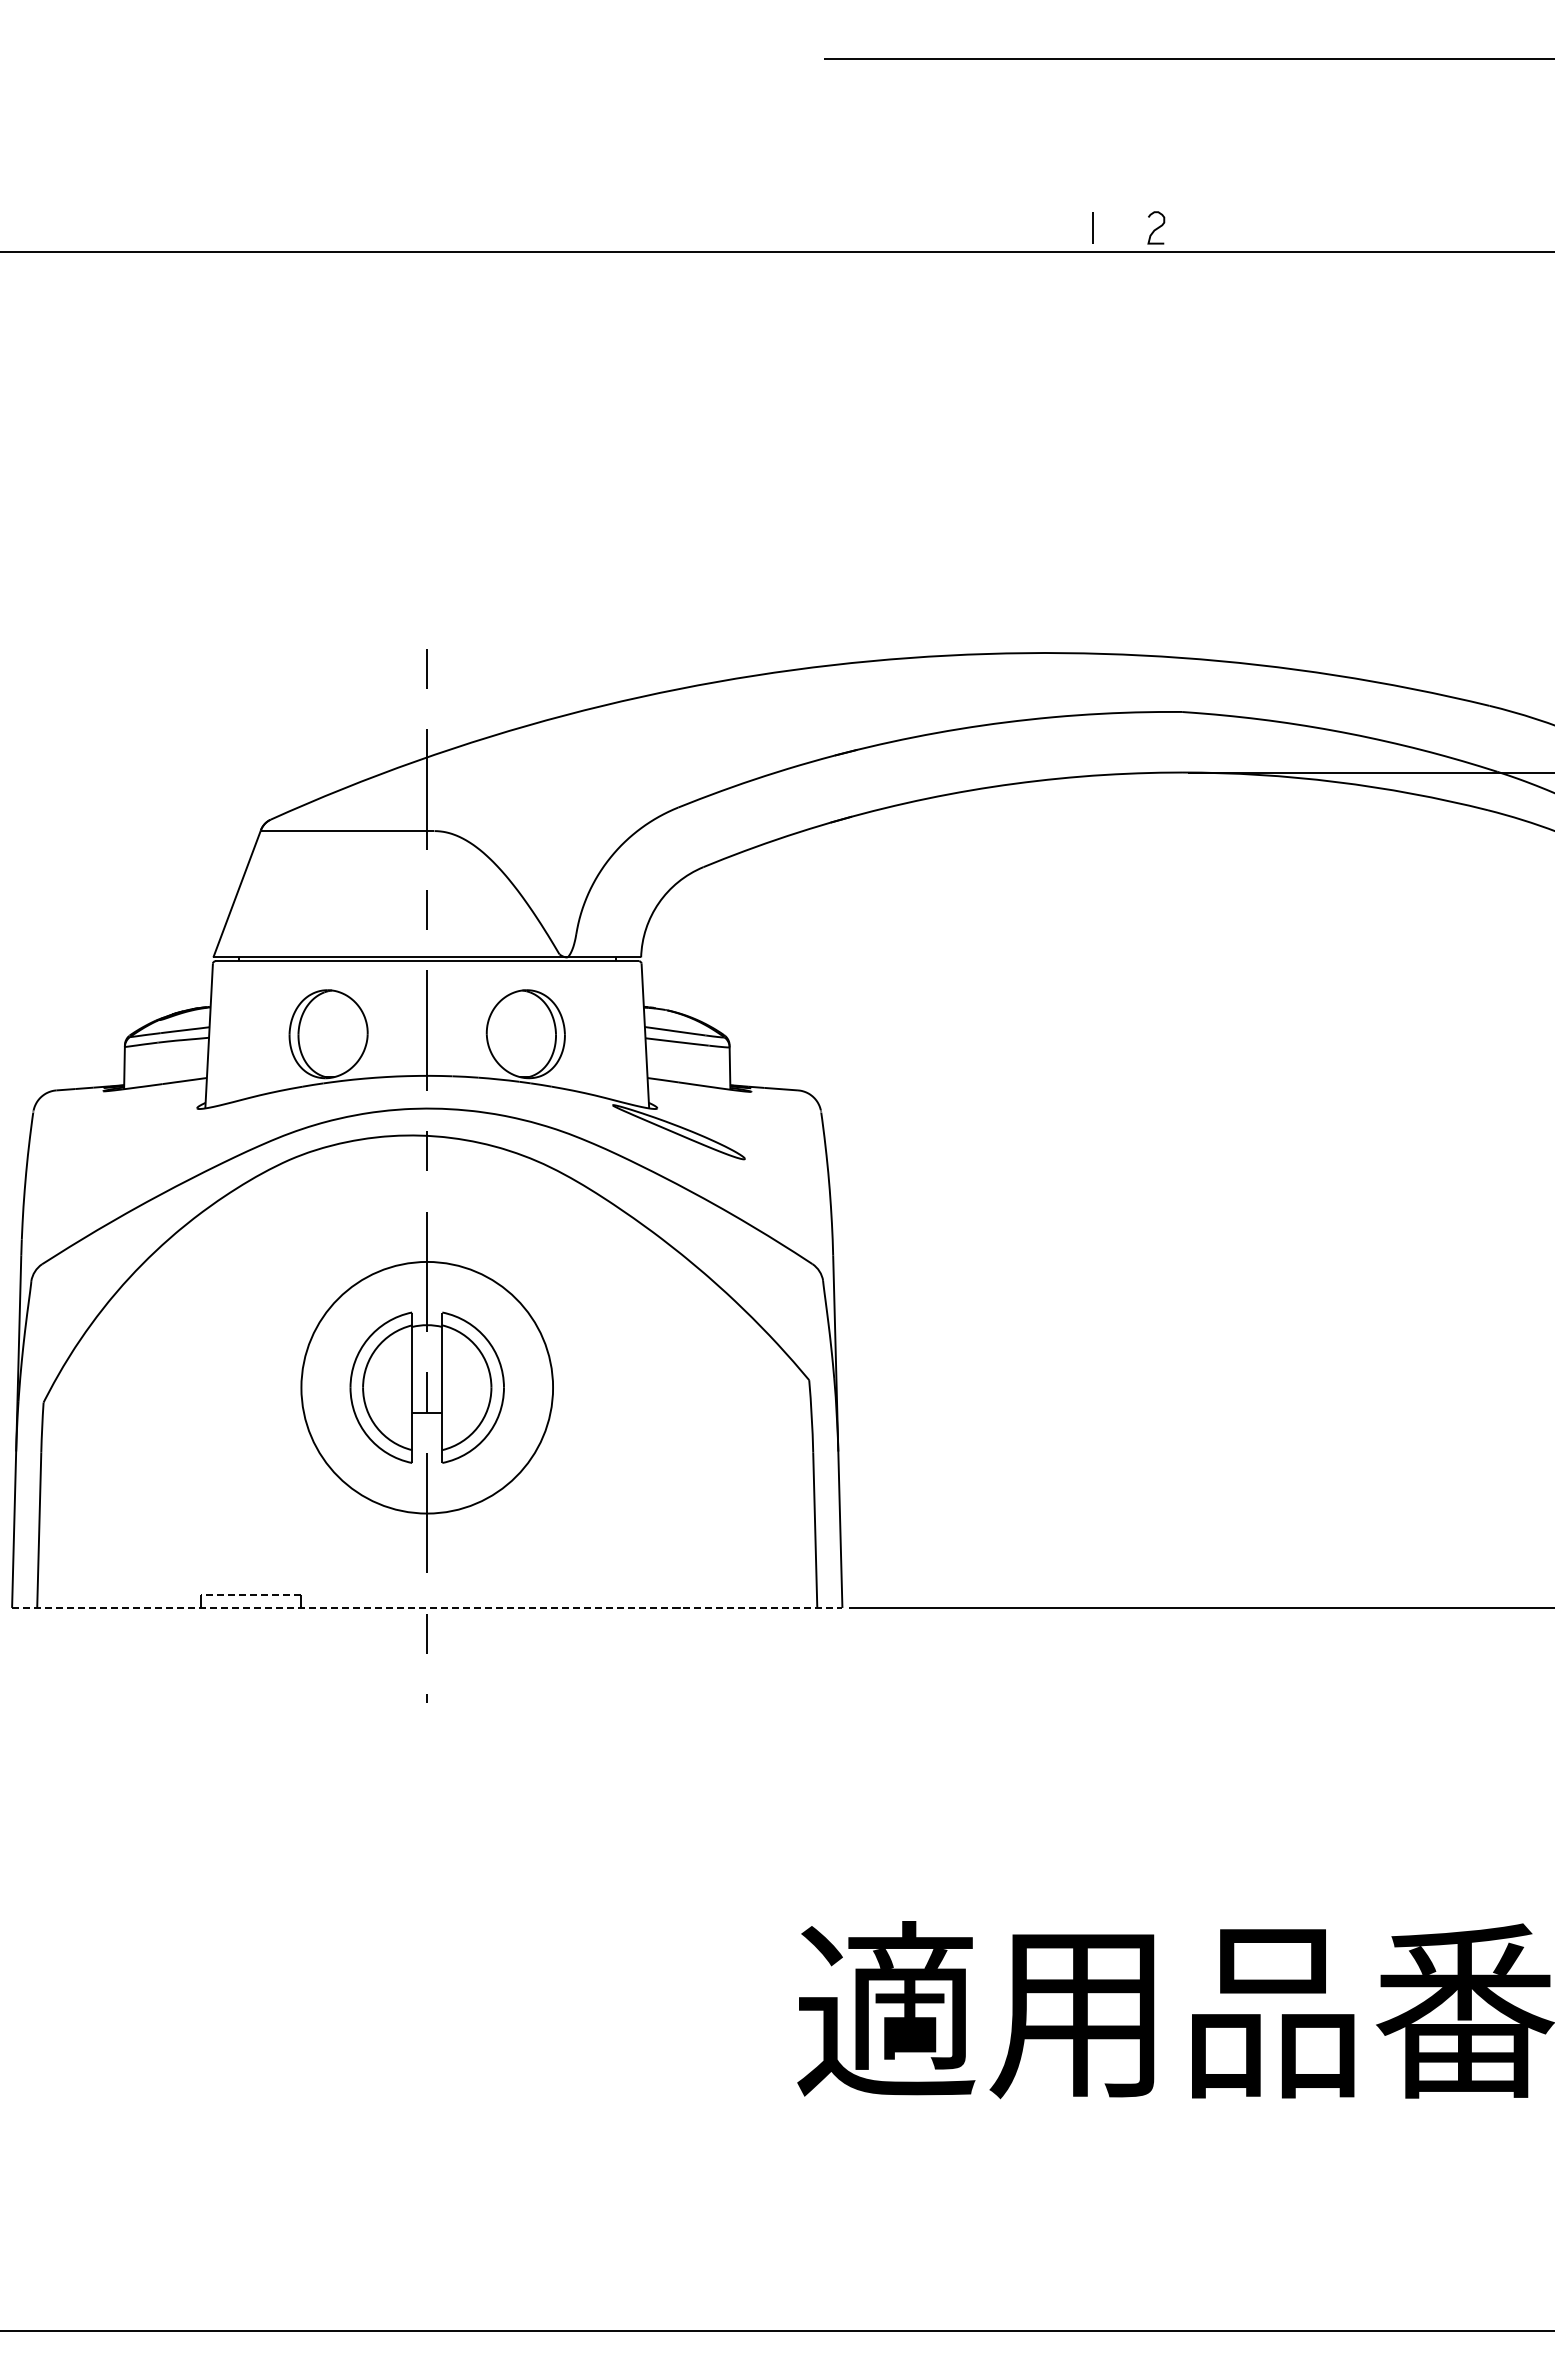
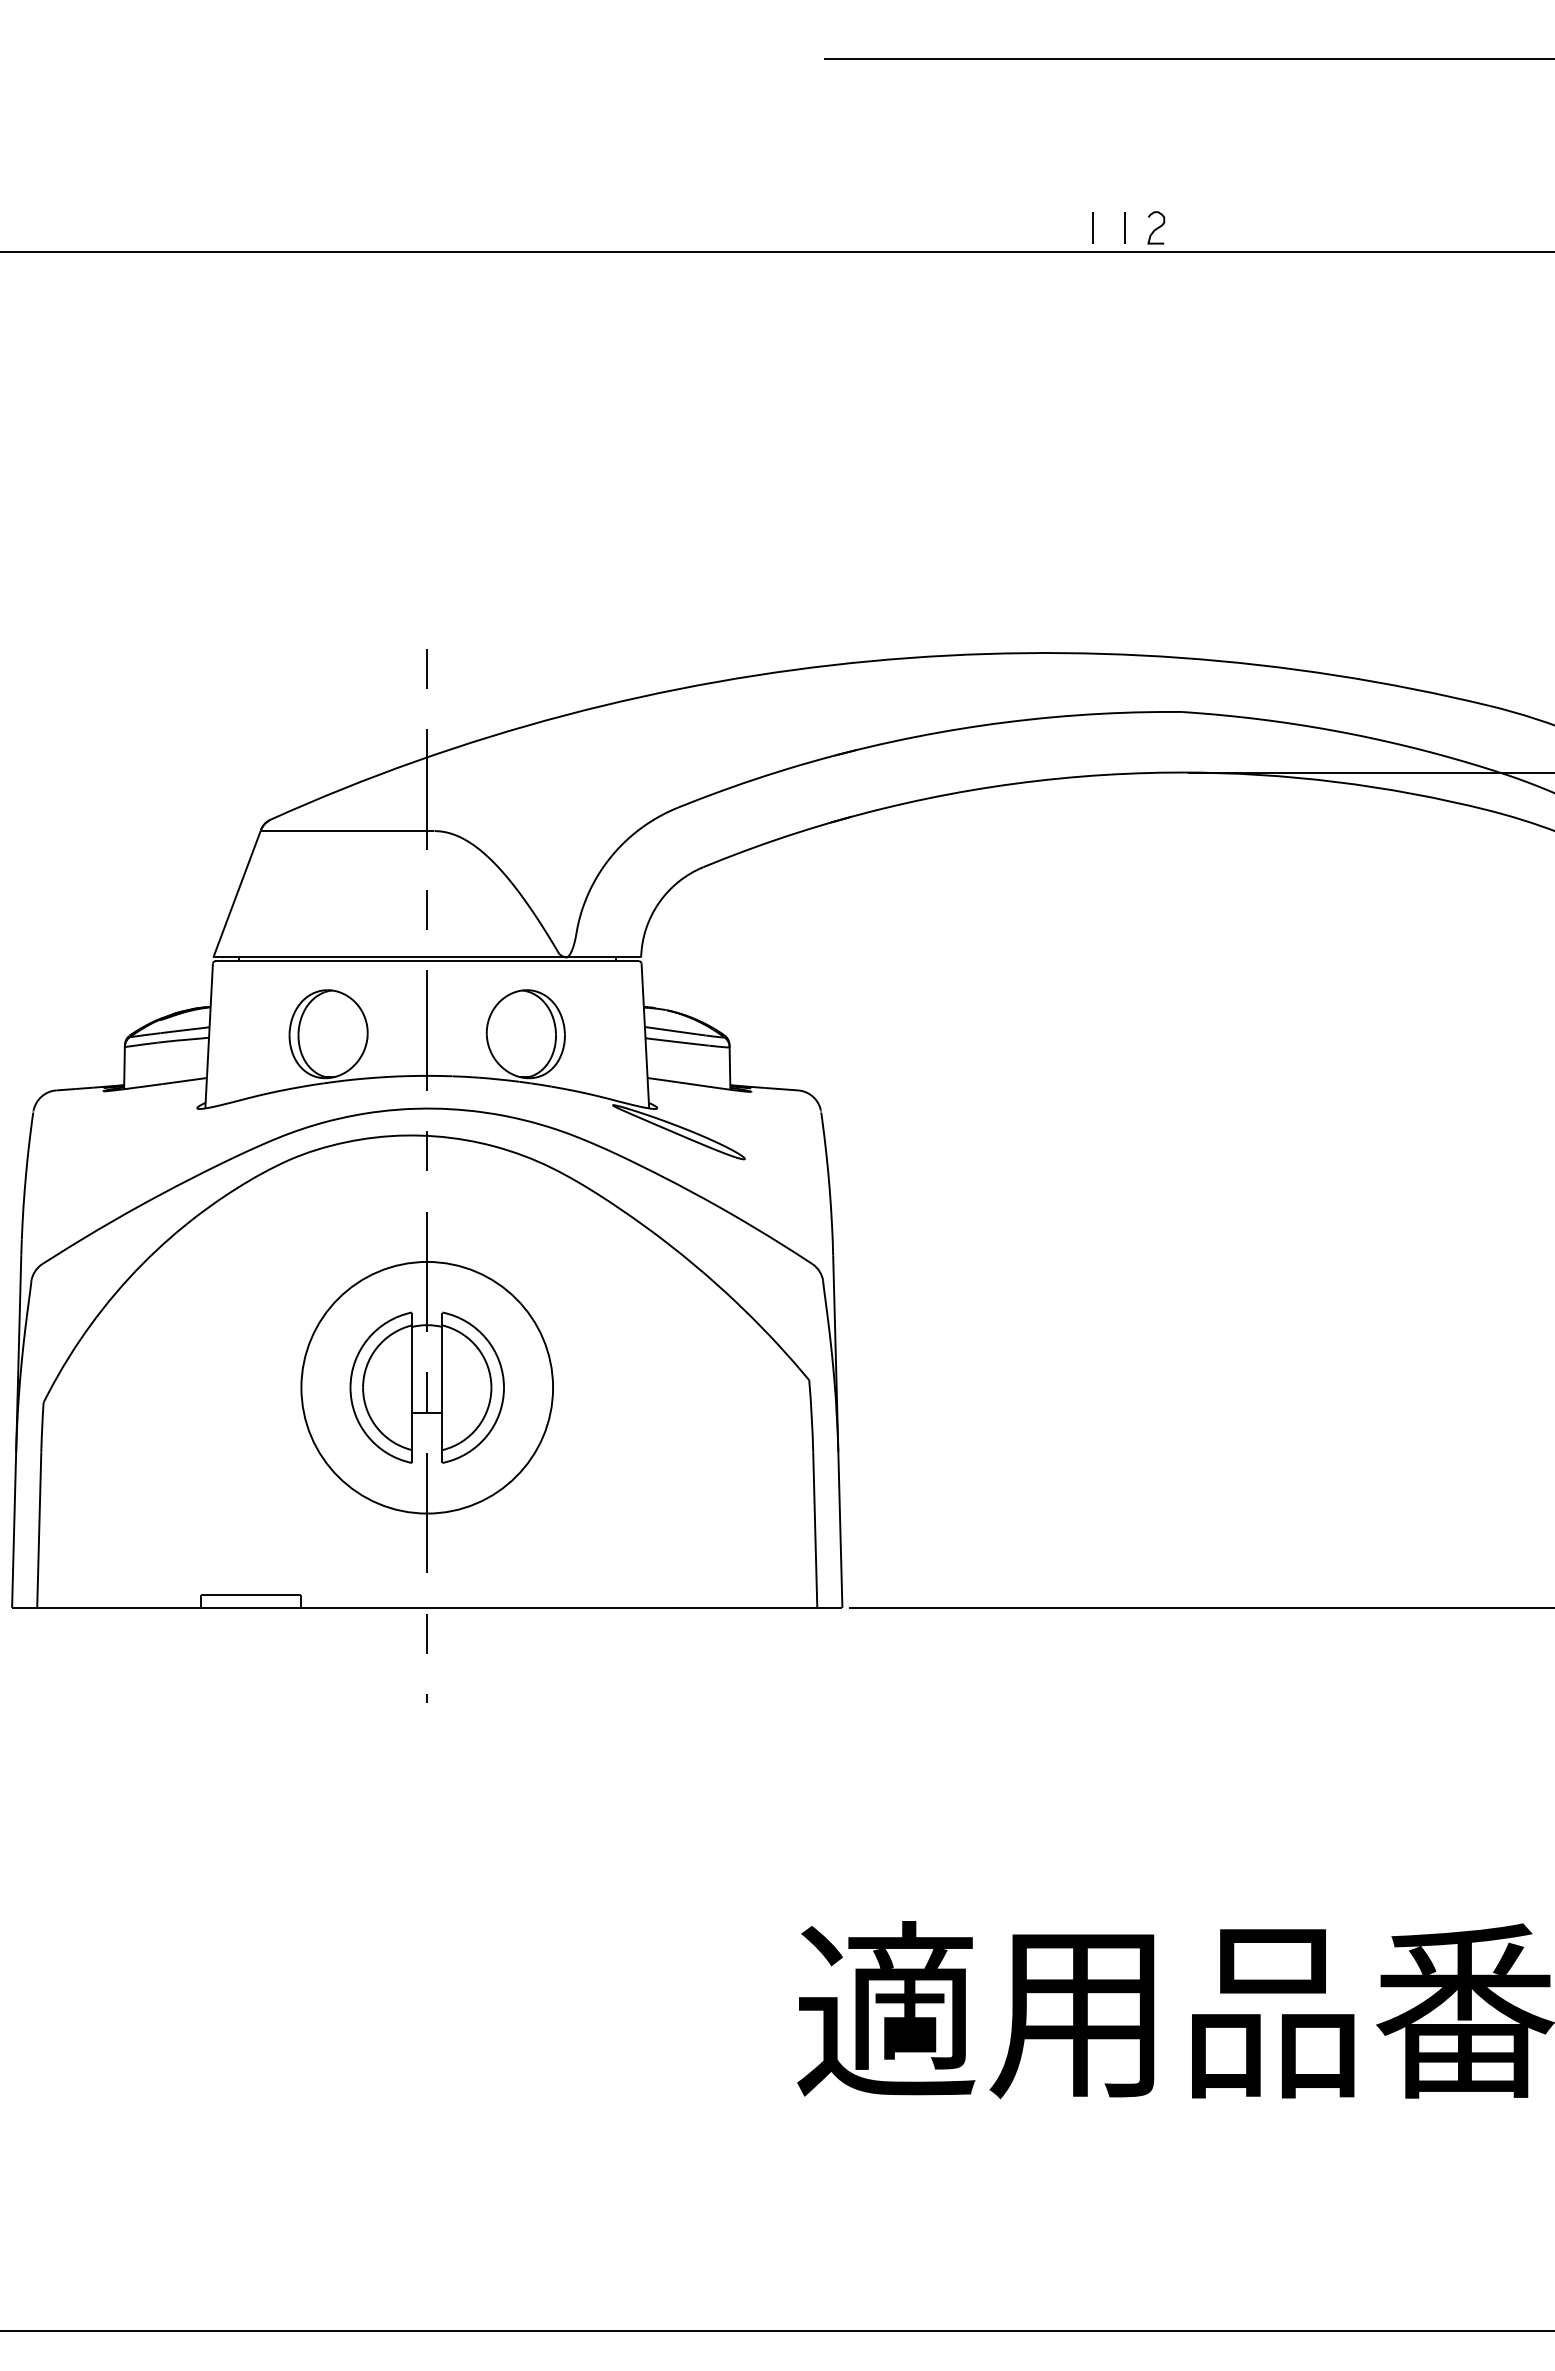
line: none -> present (1124, 227)
line: dashed -> solid (250, 1595)
line: dashed -> solid (427, 1607)
